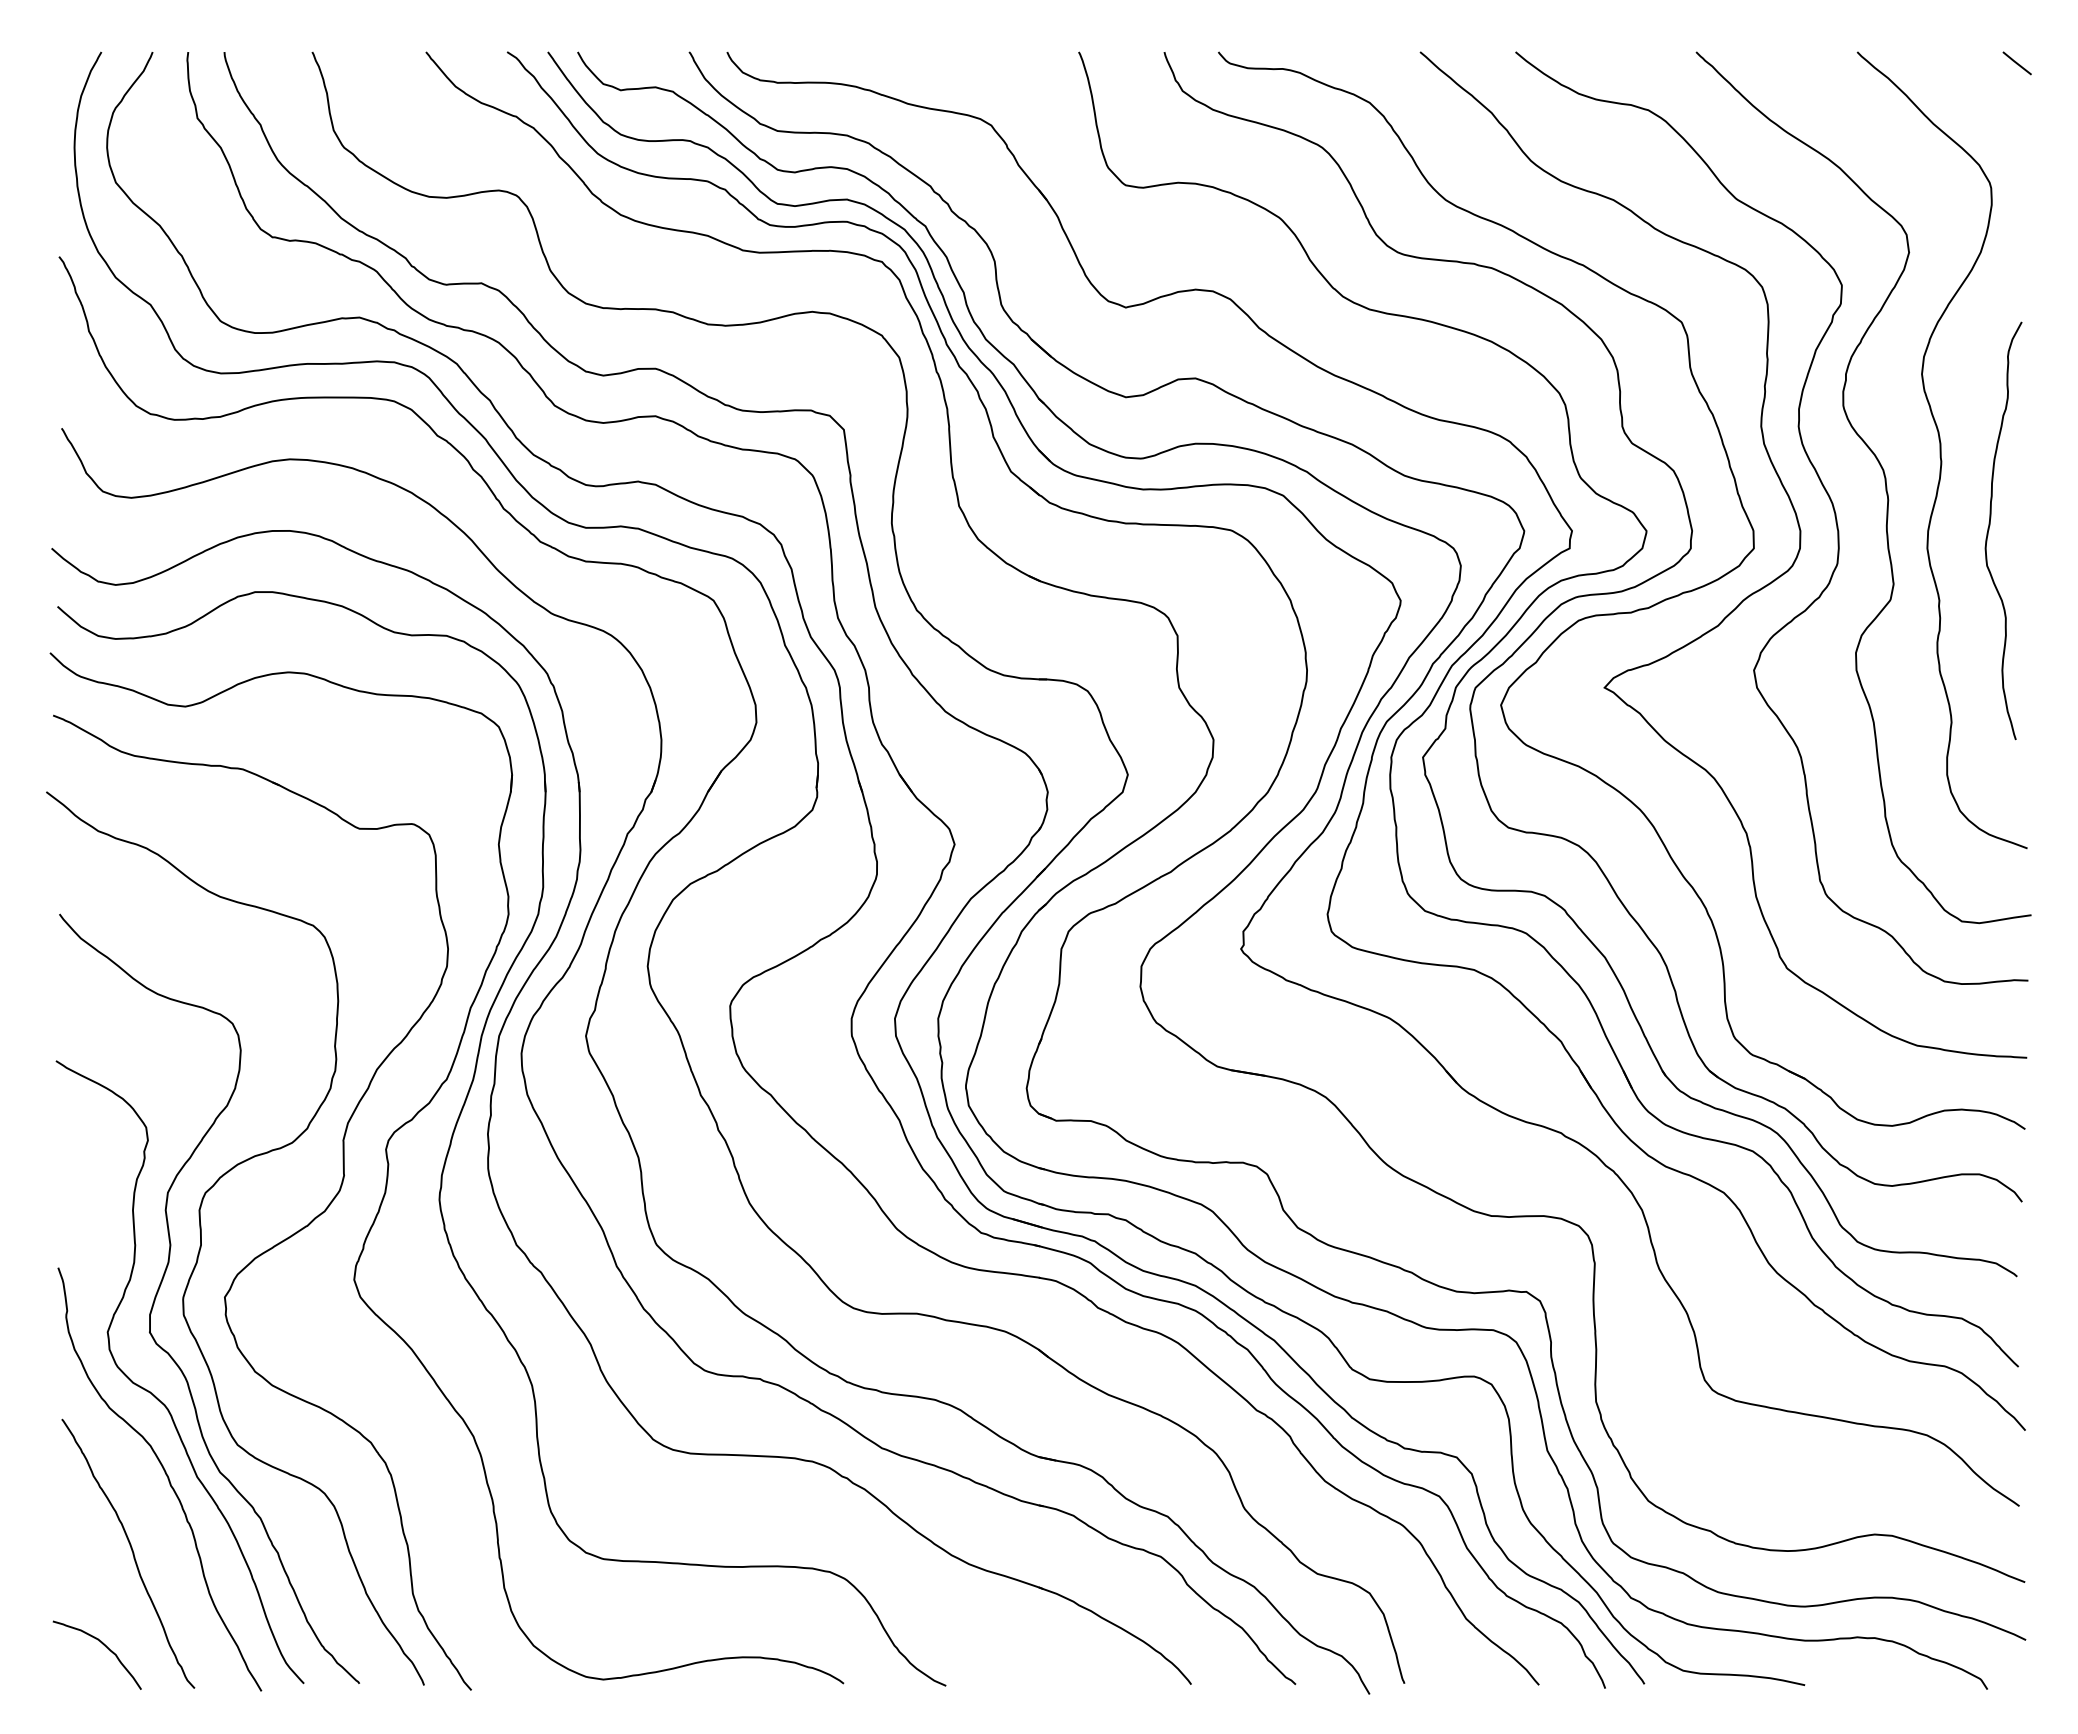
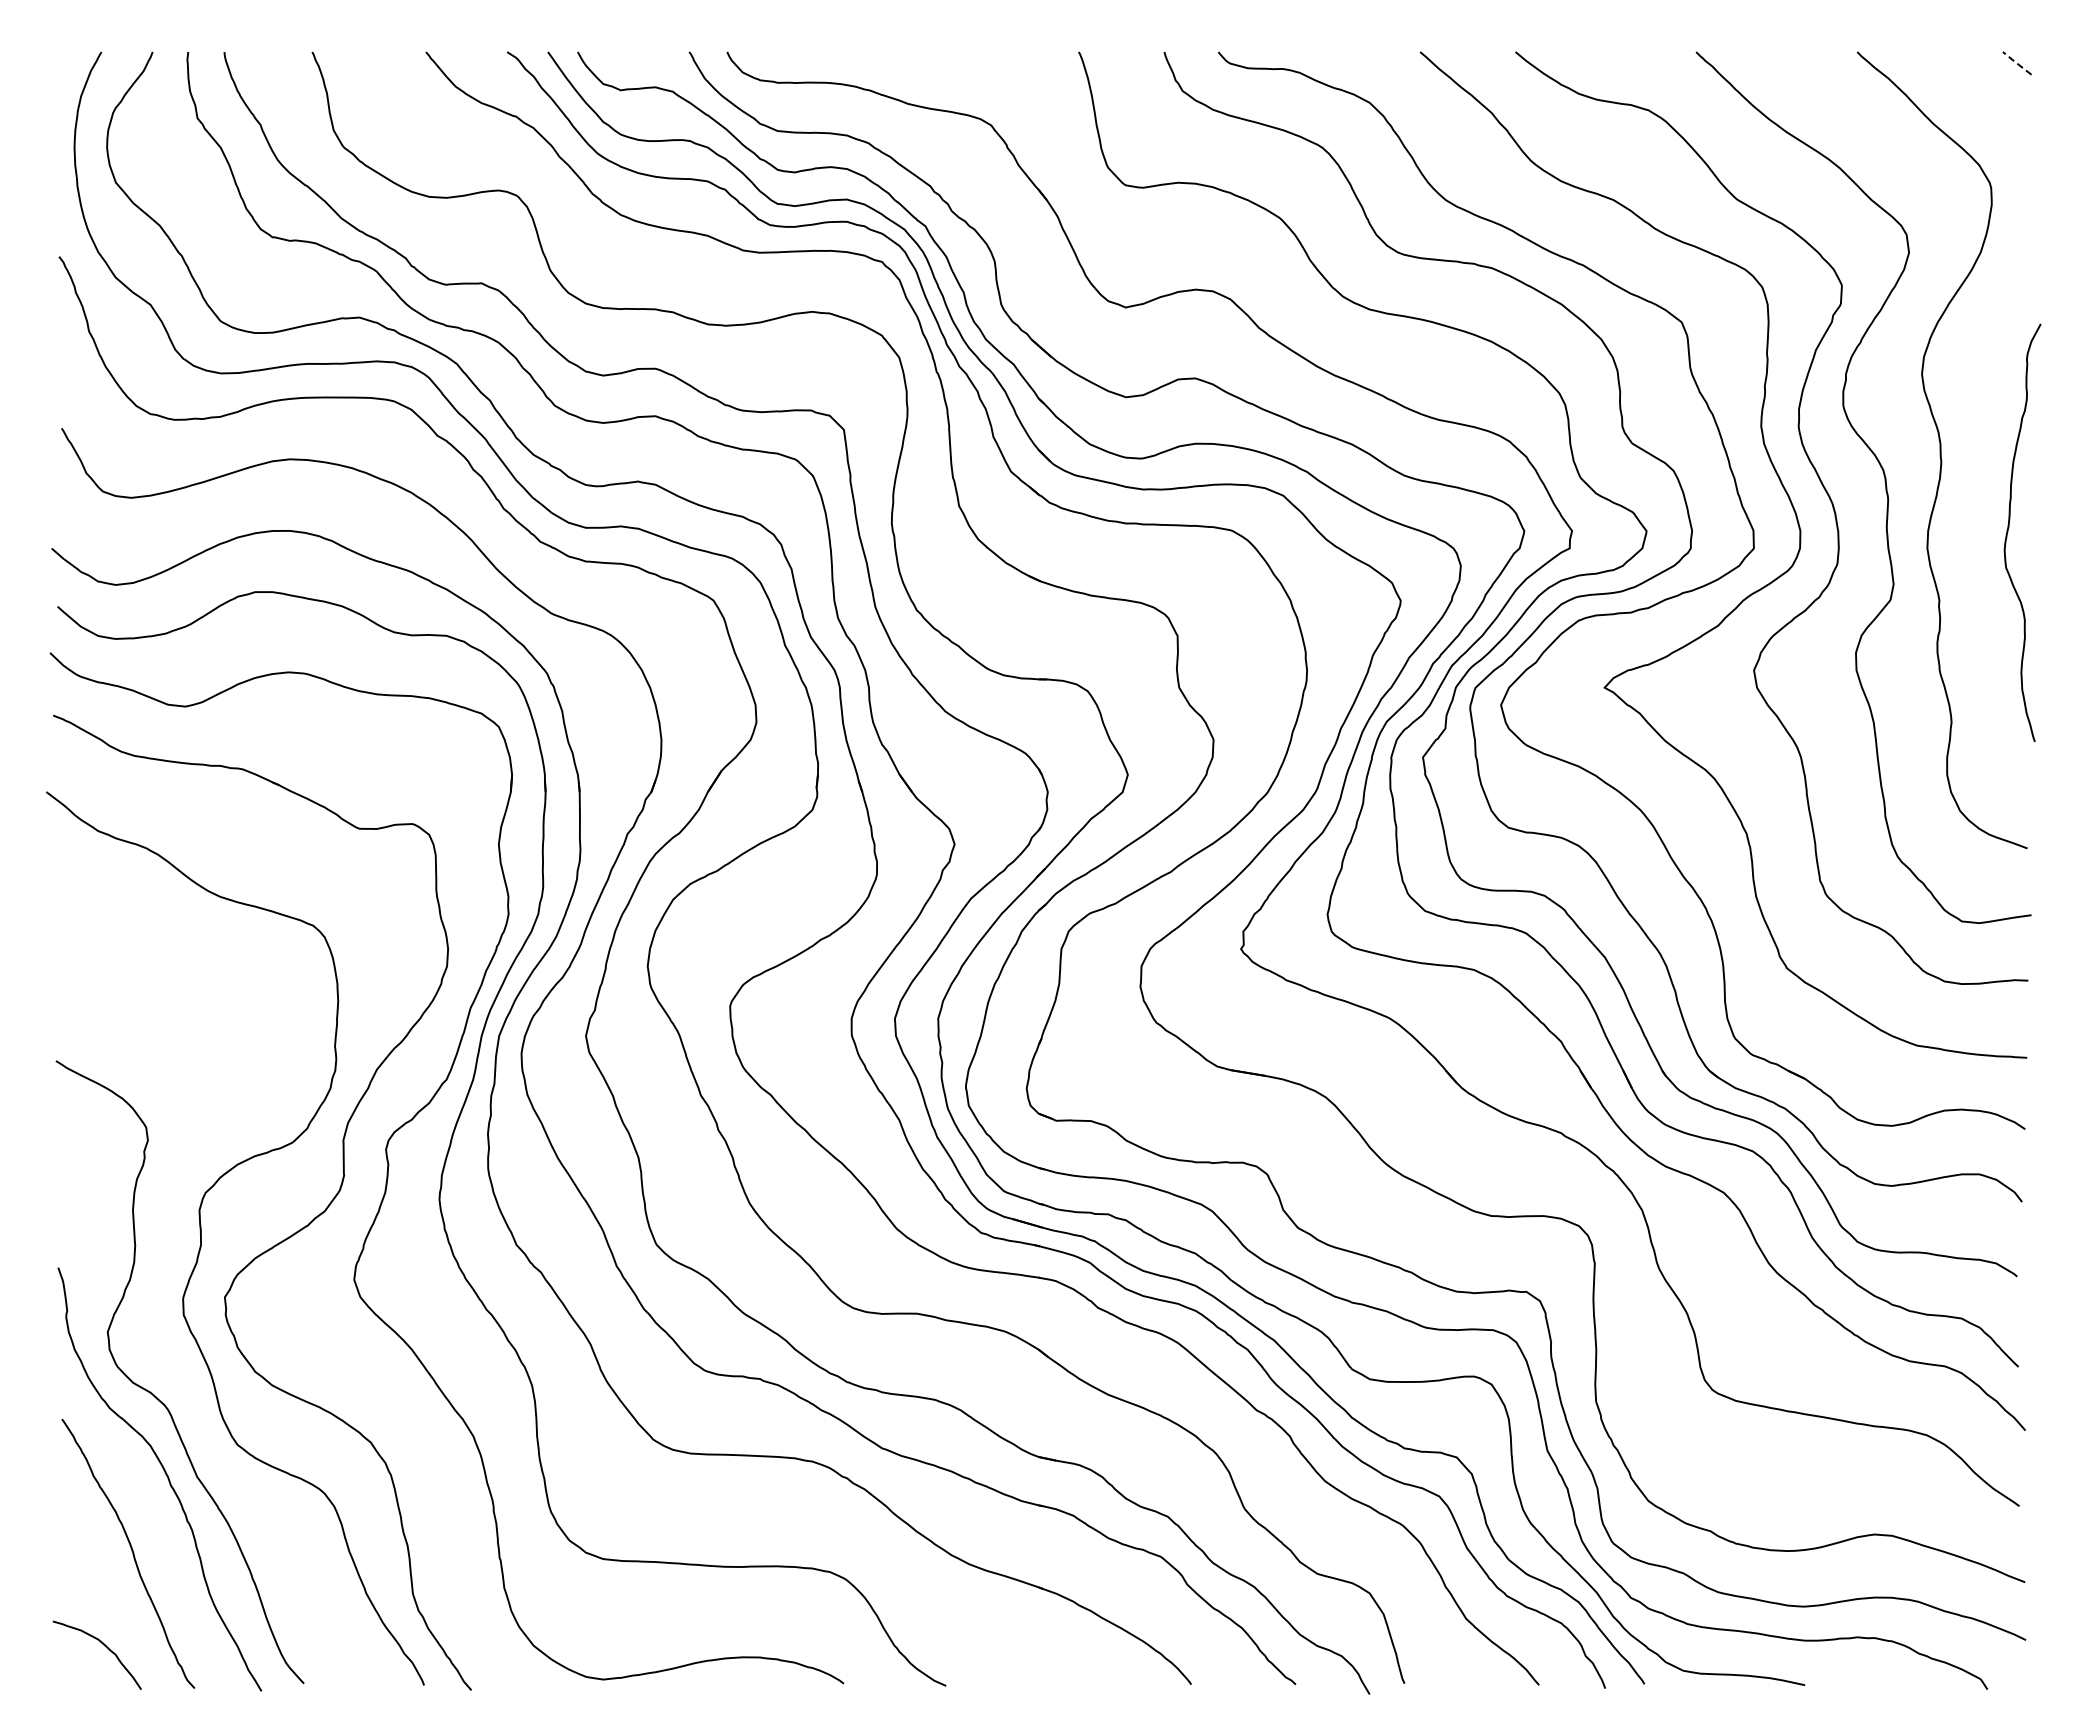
line: solid -> dashed (2016, 62)
curve position: (1990, 525) -> (2009, 527) (2009, 527)
curve: present -> none (162, 1282)
